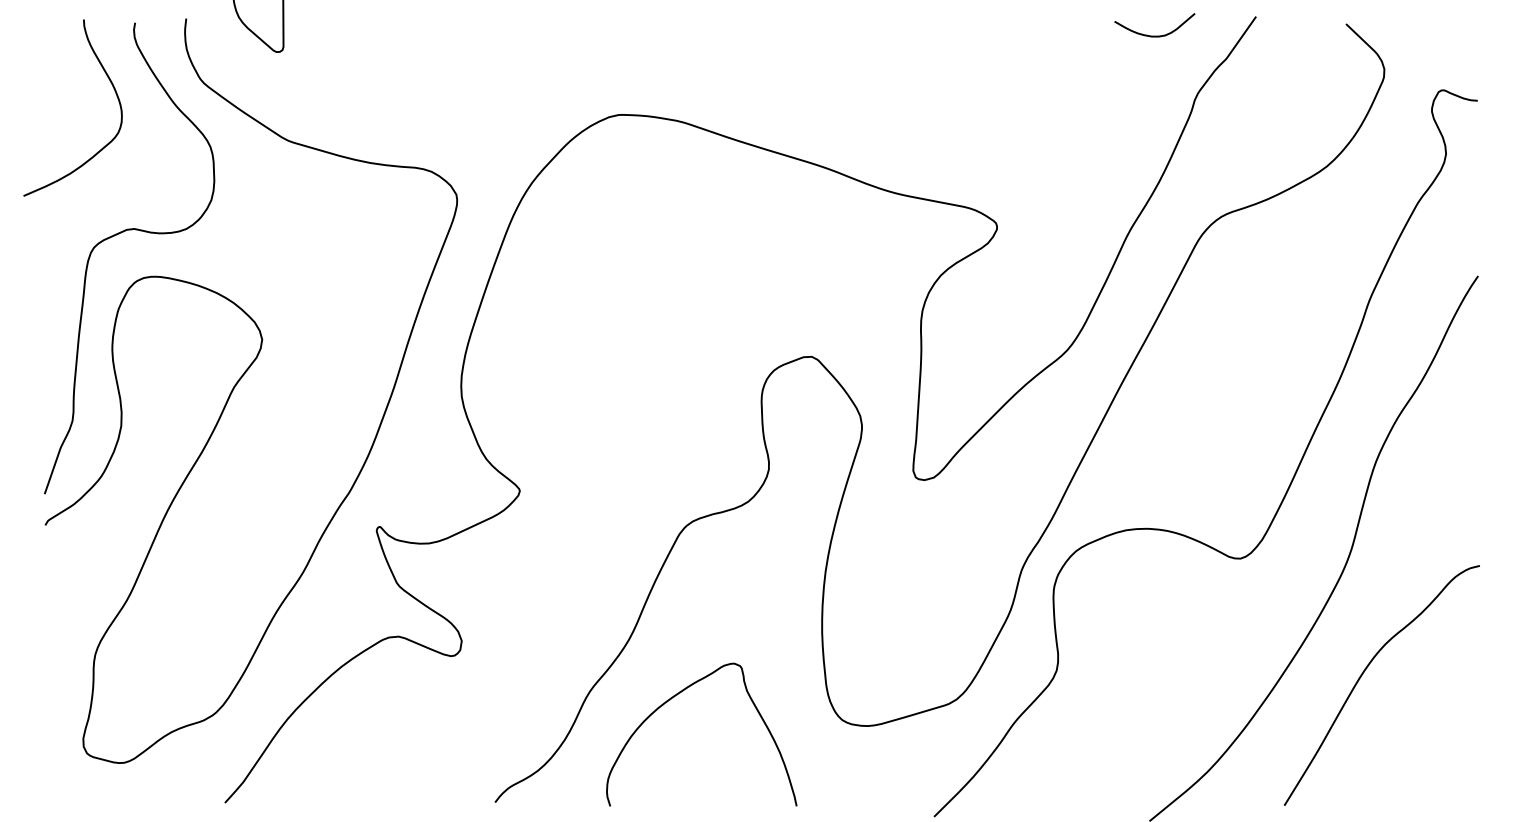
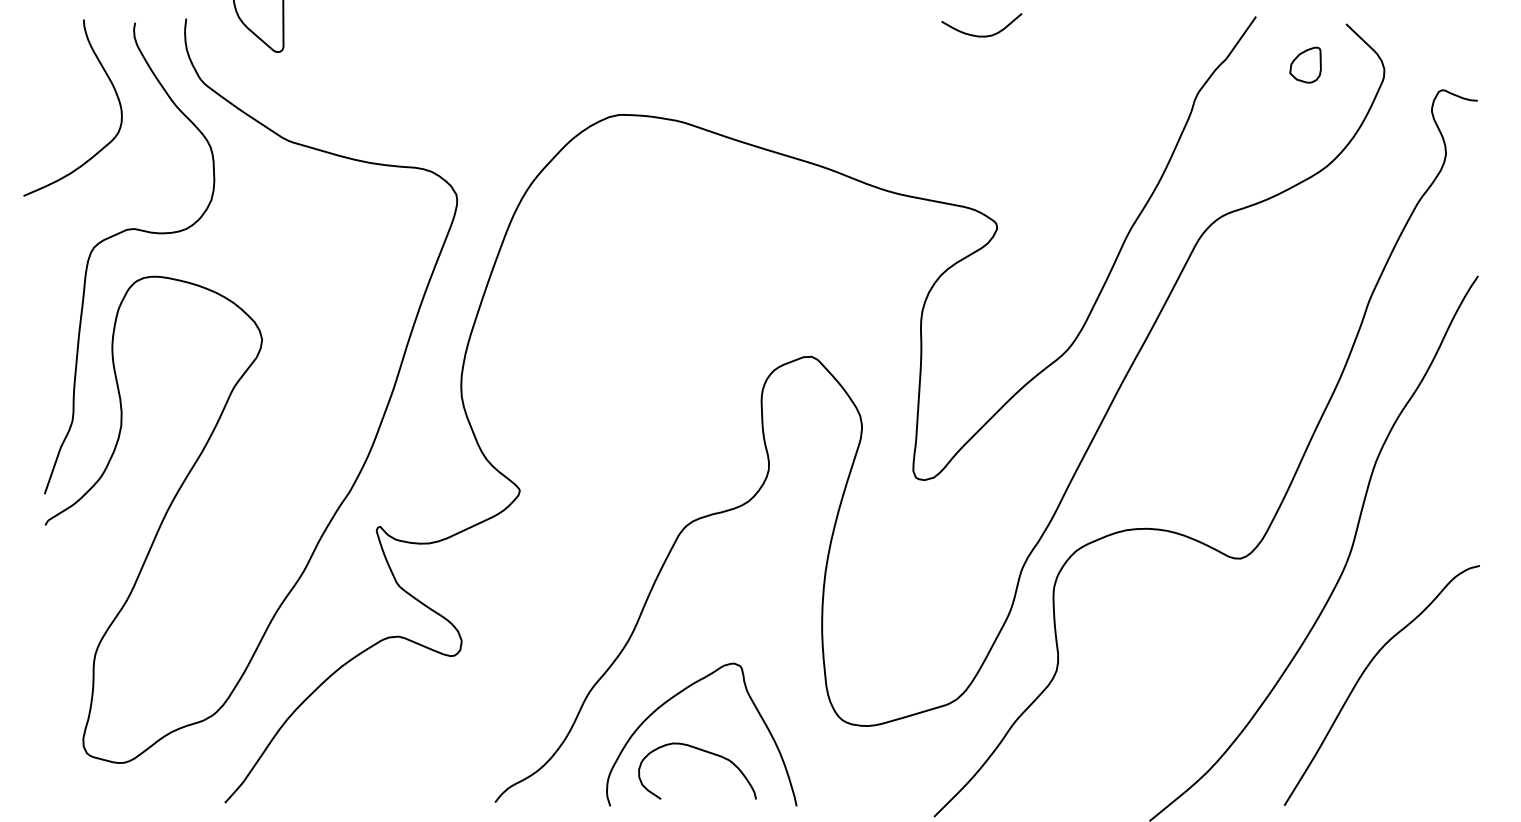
curve position: (1154, 35) -> (981, 35) (981, 35)
part: none -> present (1305, 64)
curve: none -> present (702, 751)
